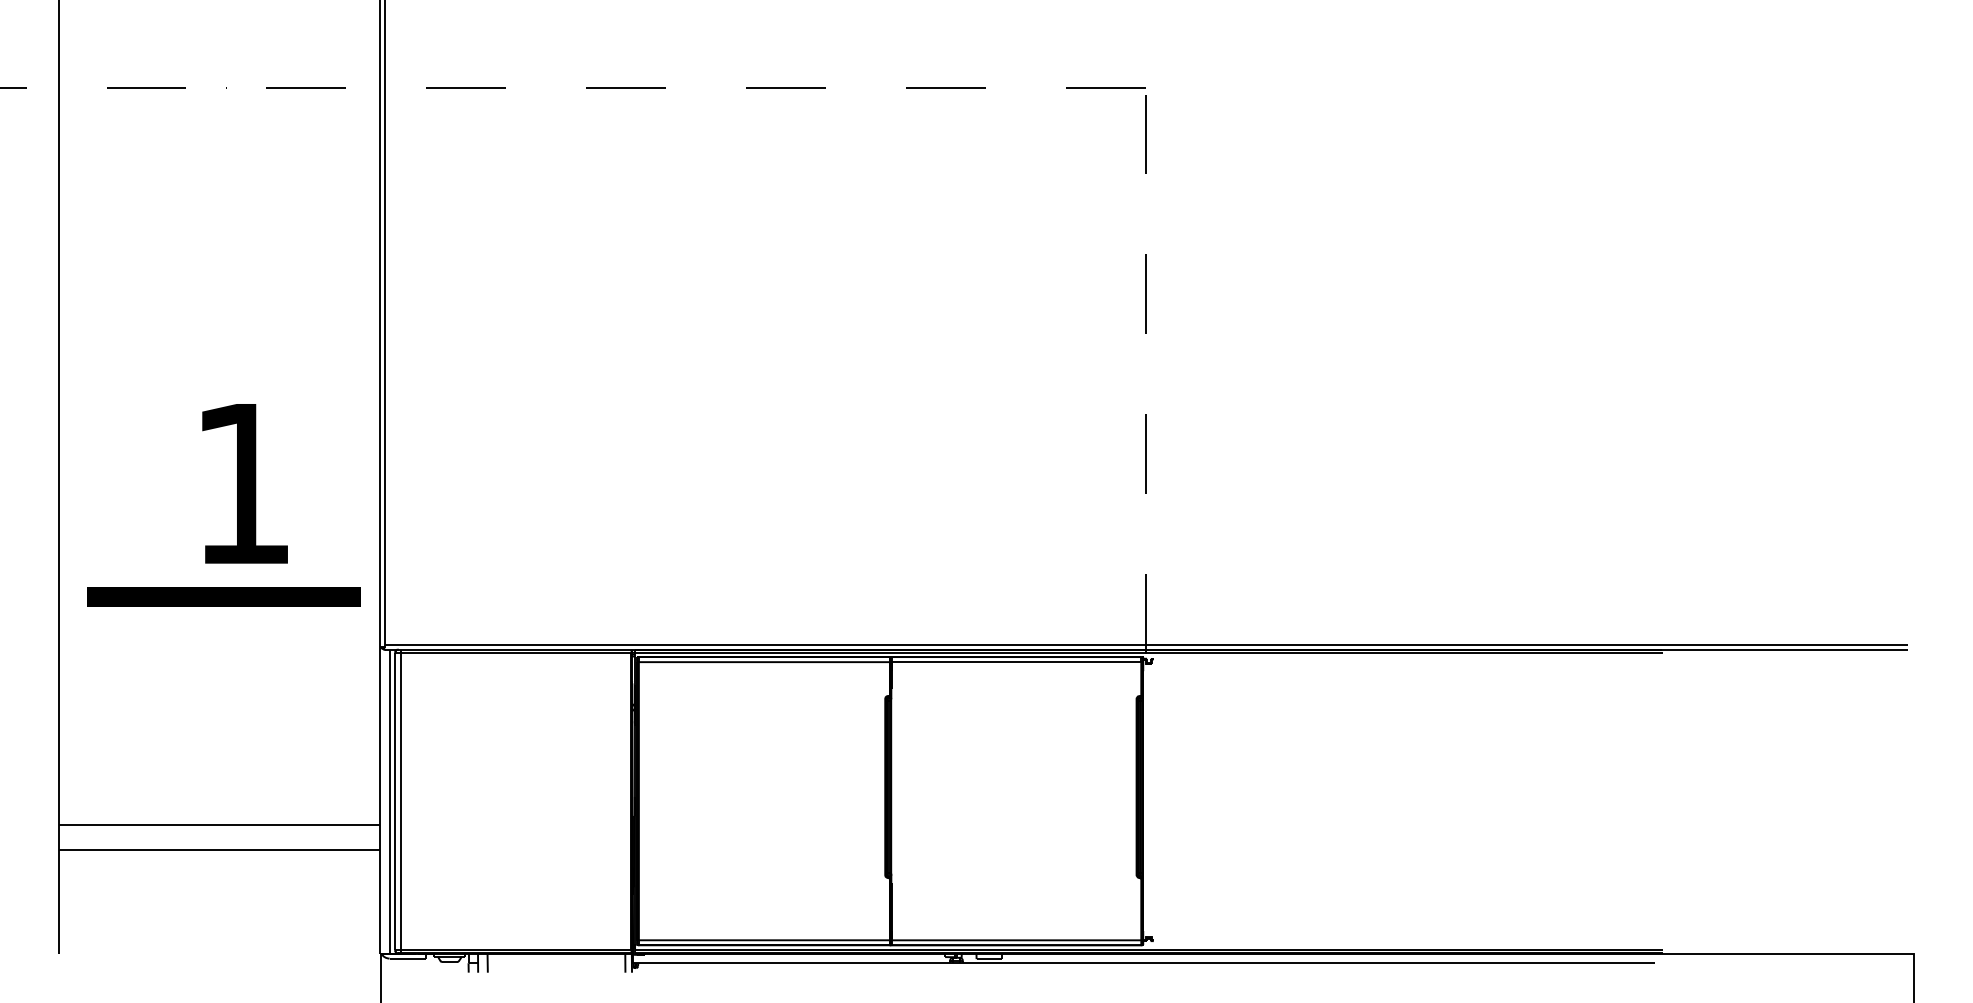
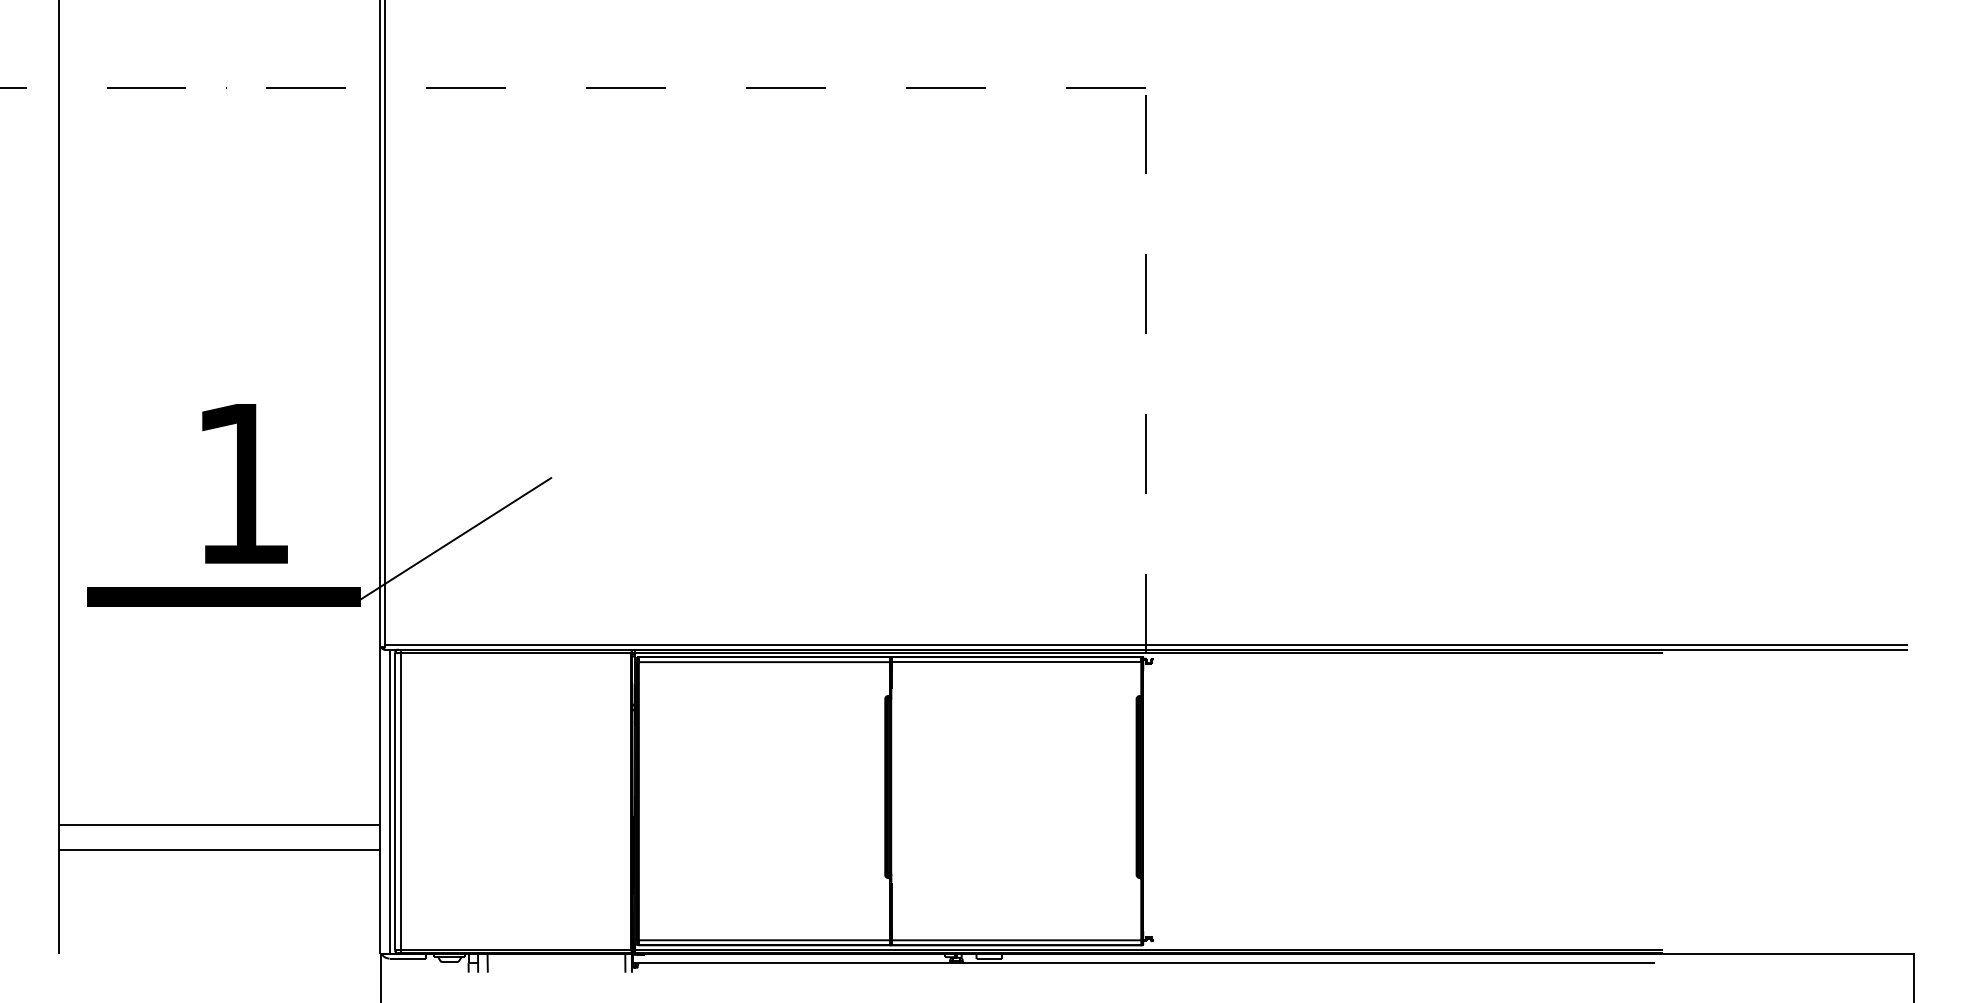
line: none -> present (454, 539)
